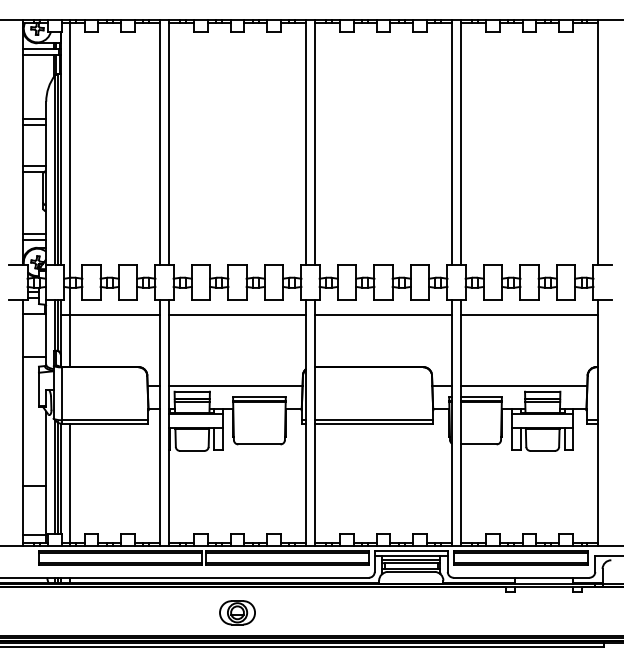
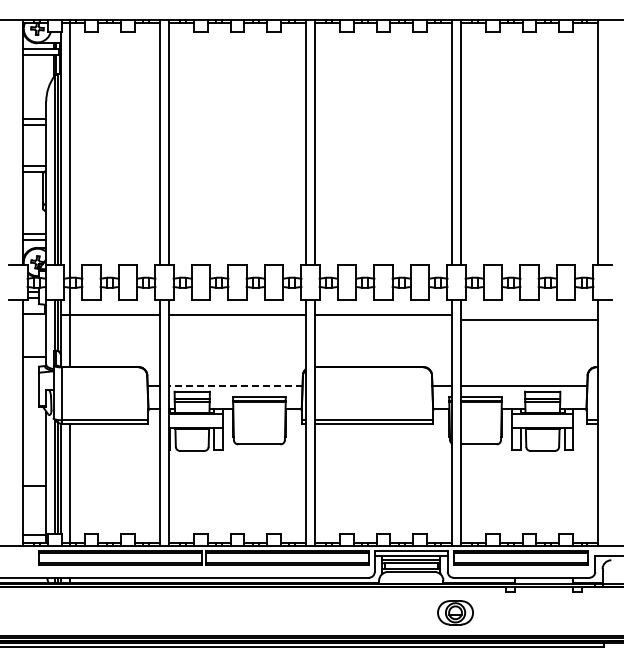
line position: (529, 315) -> (529, 320) (529, 320)
line: solid -> dashed (235, 386)
part position: (237, 612) -> (455, 612) (455, 612)
